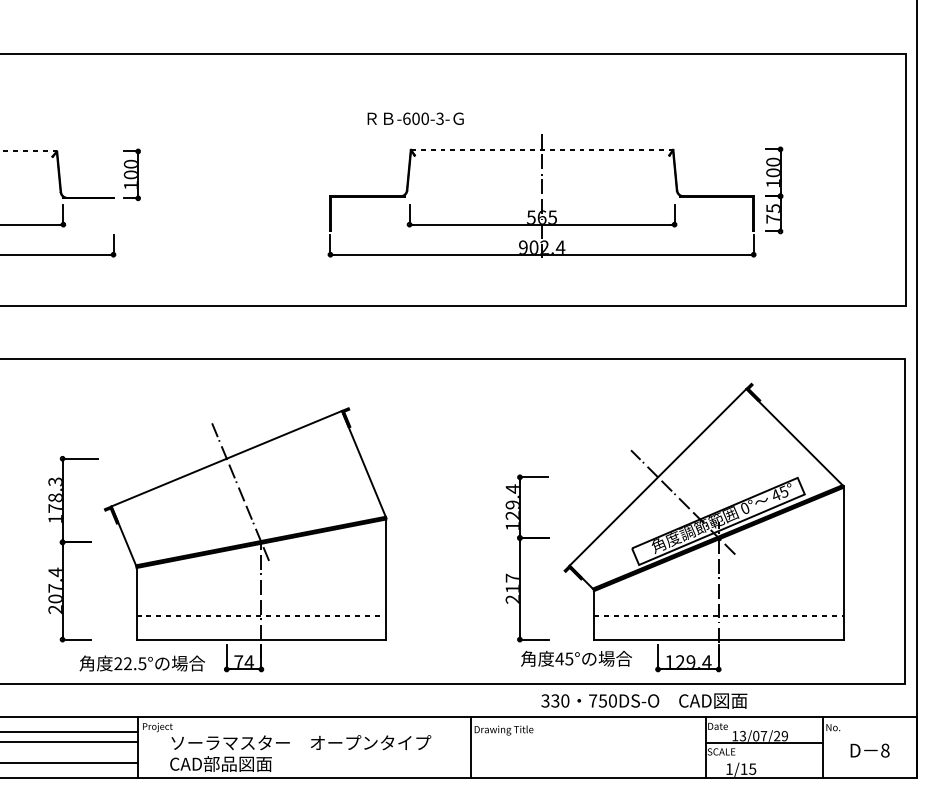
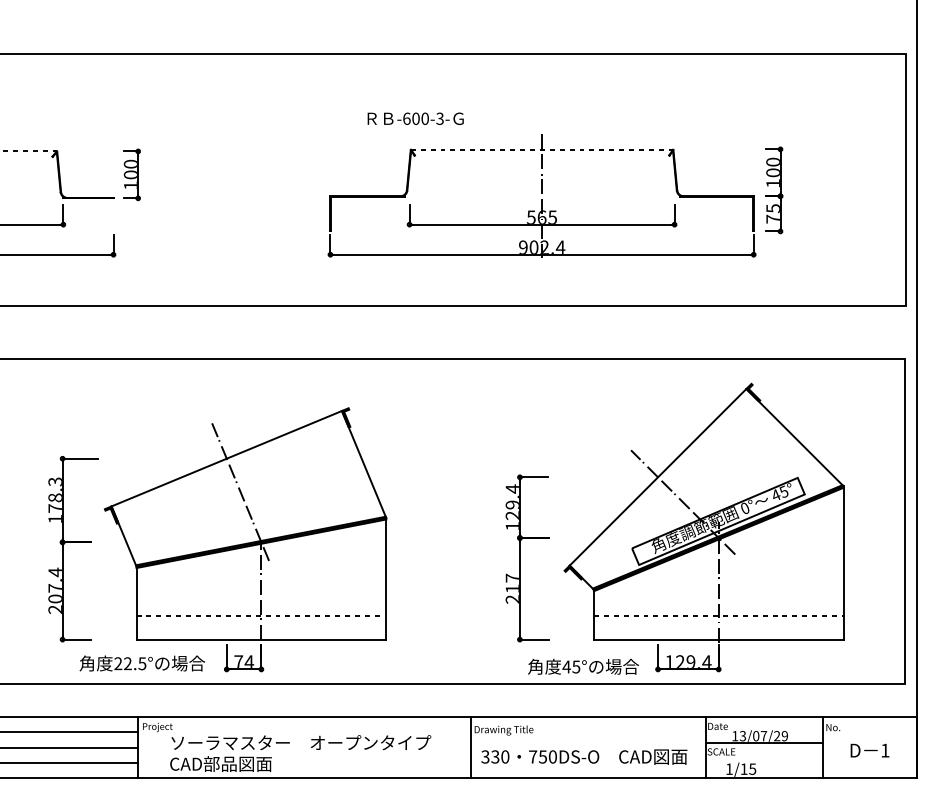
text position: (576, 658) -> (583, 666) (583, 666)
text position: (644, 700) -> (584, 756) (584, 756)
line position: (70, 741) -> (70, 747) (70, 747)
text: 8 -> 1 (885, 750)
